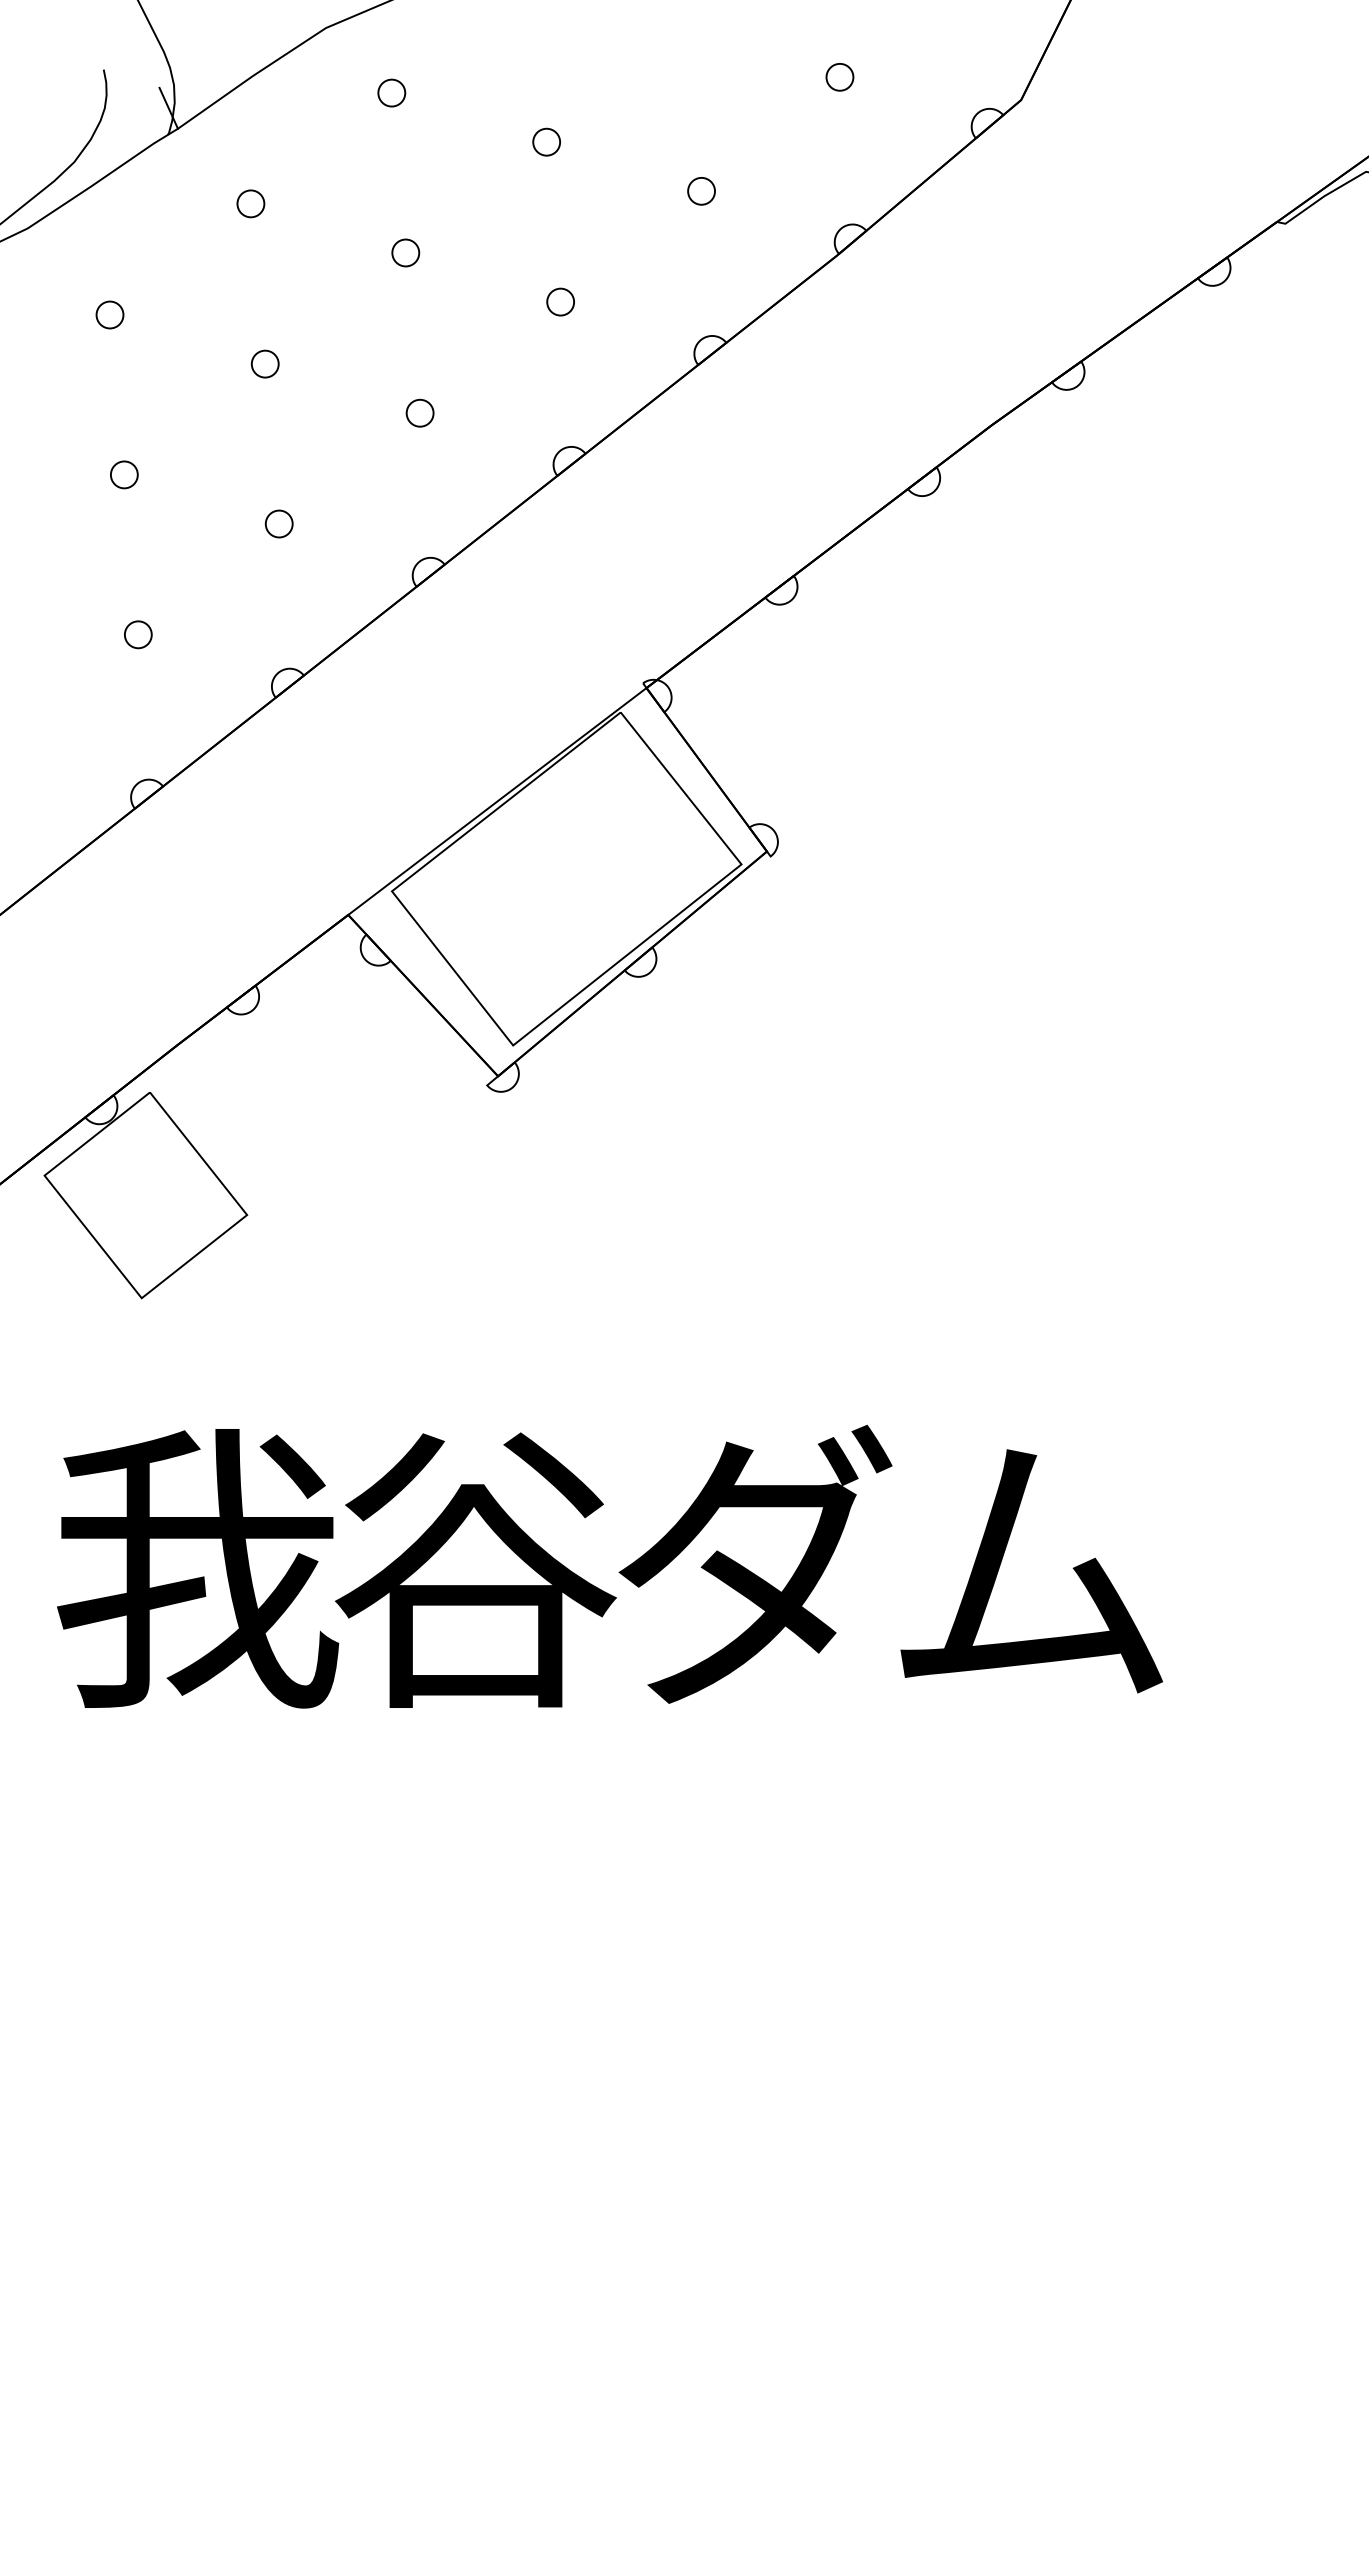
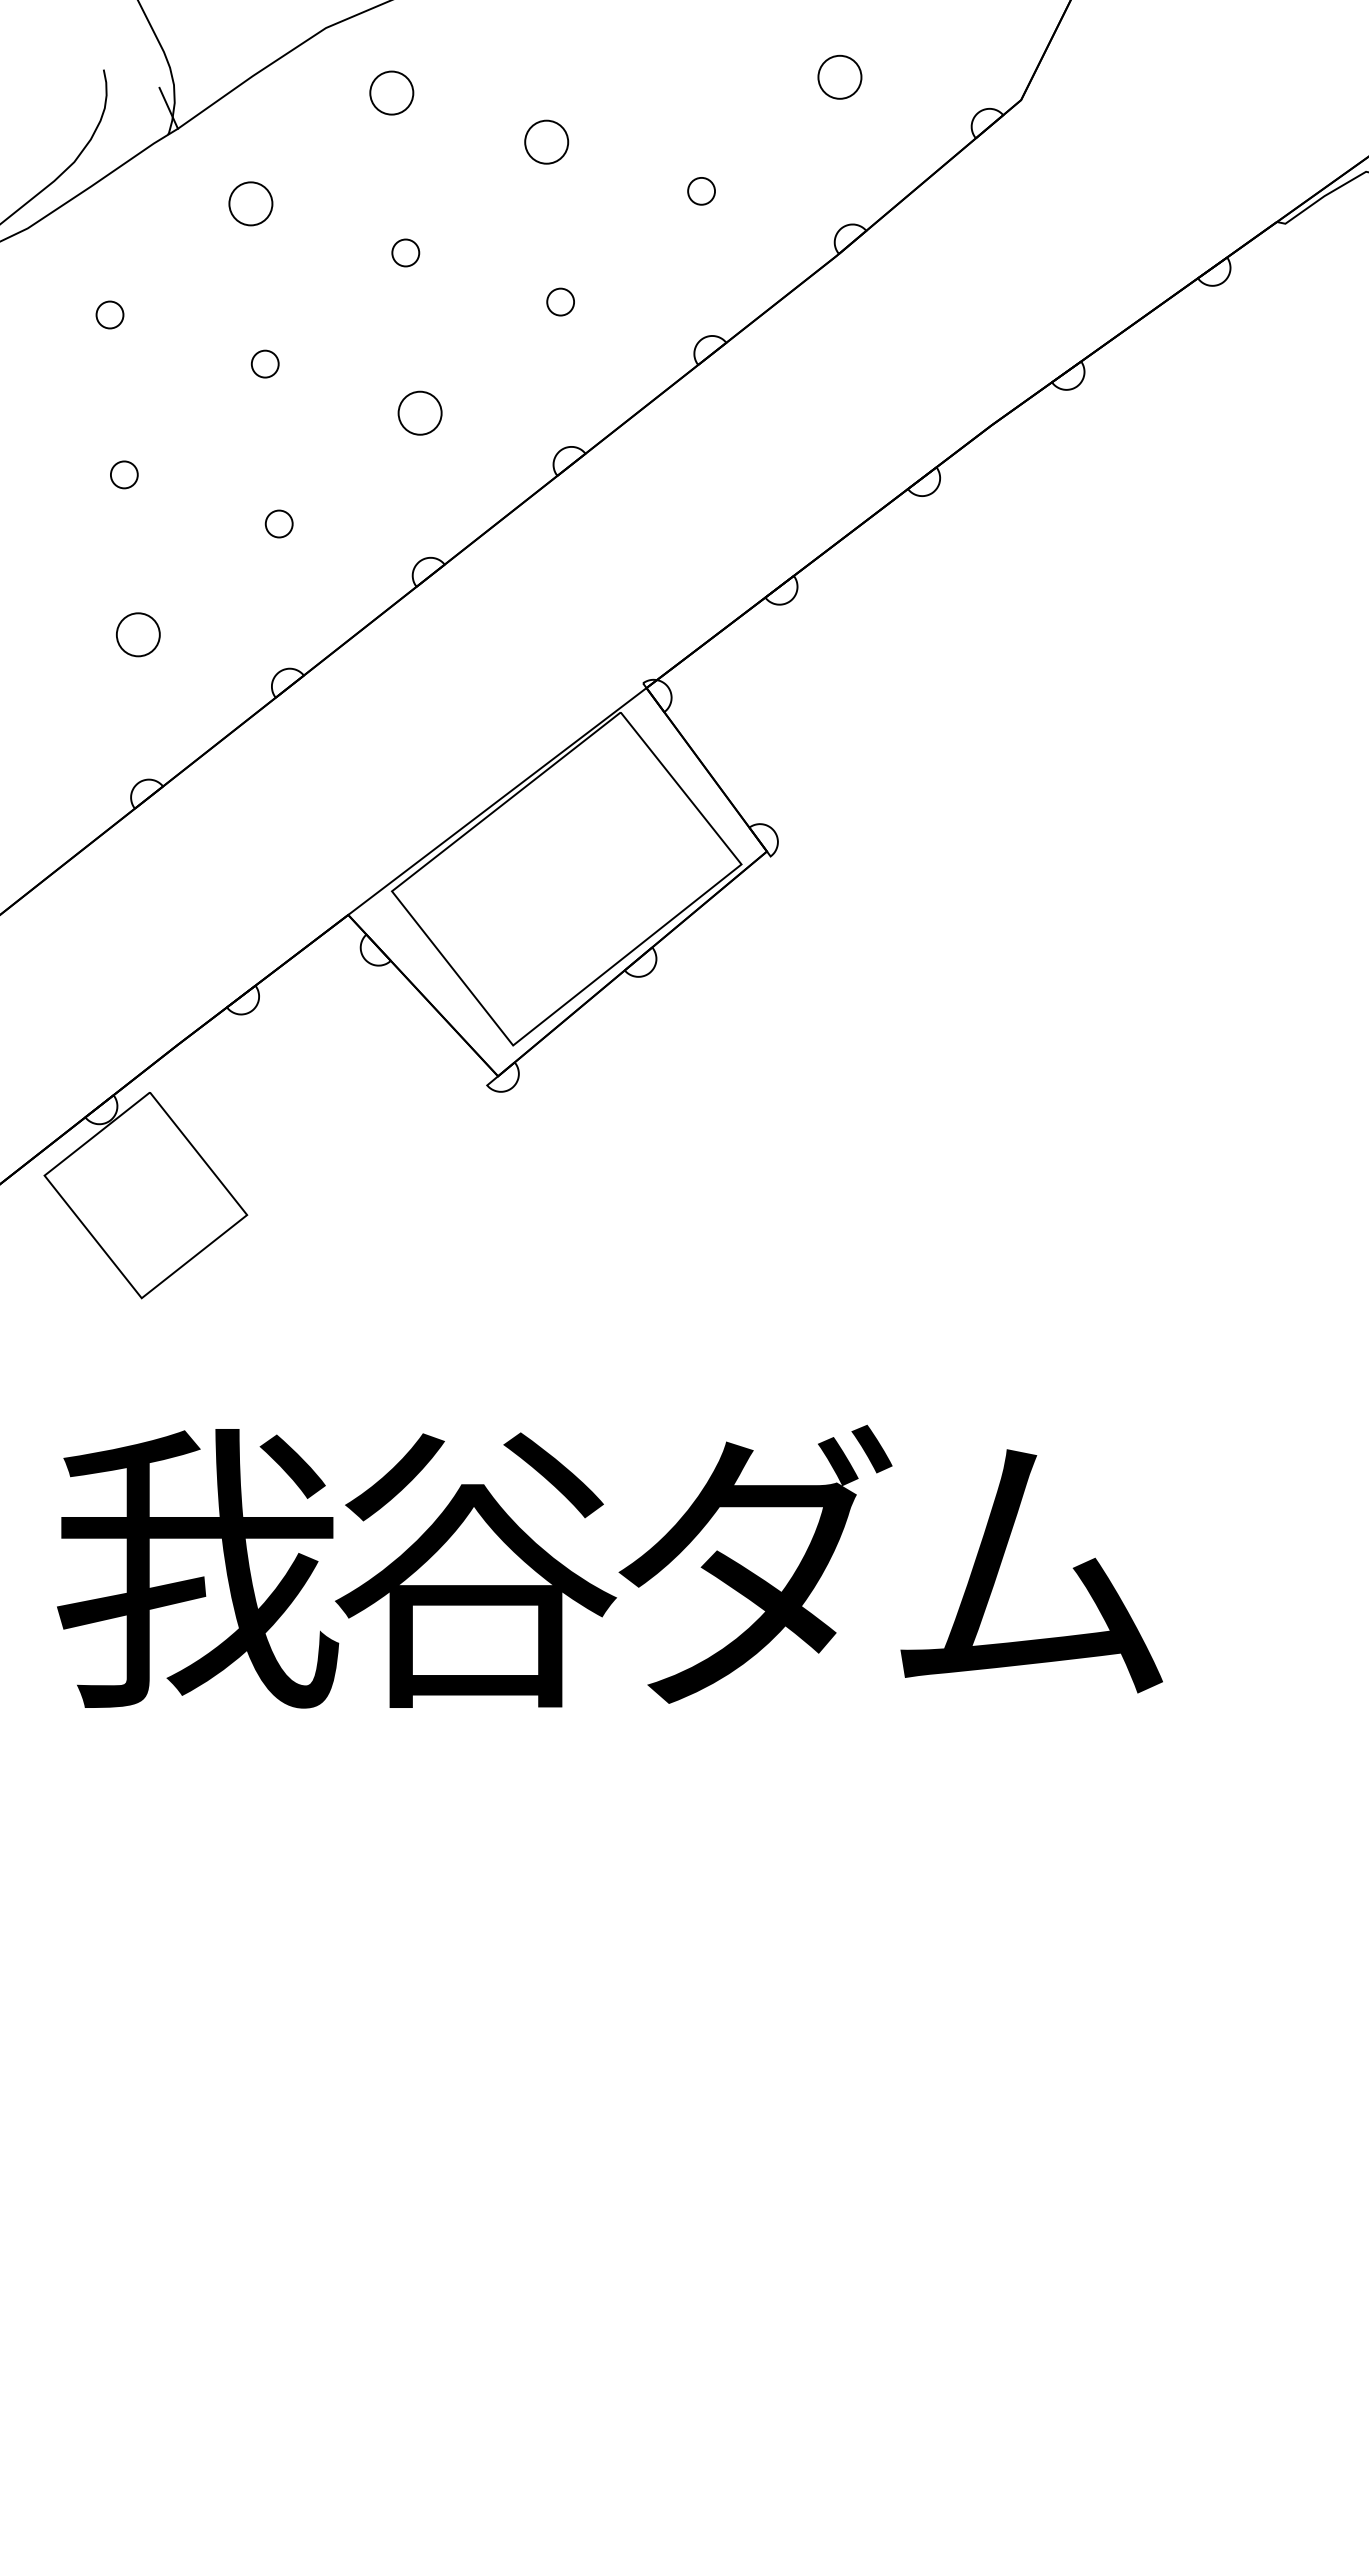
circle diameter: 27 px -> 43 px (839, 76)
circle diameter: 27 px -> 43 px (391, 92)
circle diameter: 27 px -> 43 px (546, 141)
circle diameter: 27 px -> 43 px (250, 203)
circle diameter: 27 px -> 43 px (419, 412)
circle diameter: 27 px -> 43 px (137, 634)
